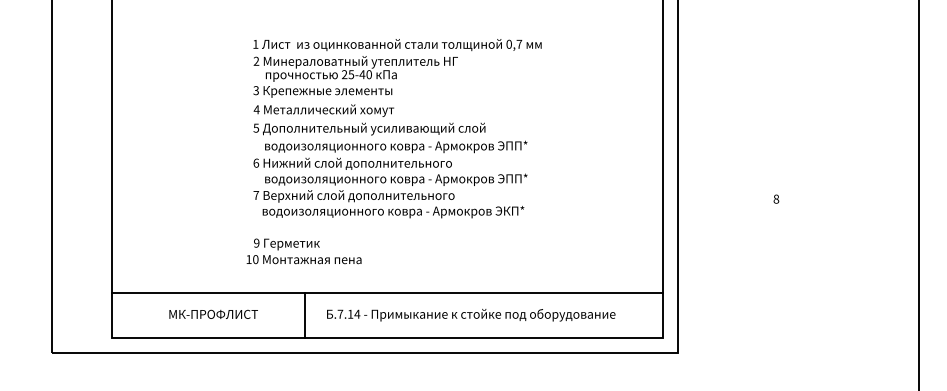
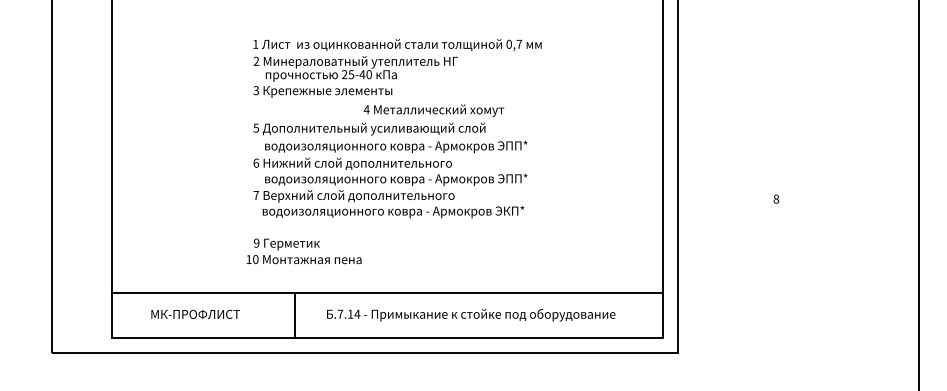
text position: (323, 110) -> (433, 110) (433, 110)
text position: (213, 313) -> (195, 313) (195, 313)
line position: (305, 315) -> (295, 315) (295, 315)
